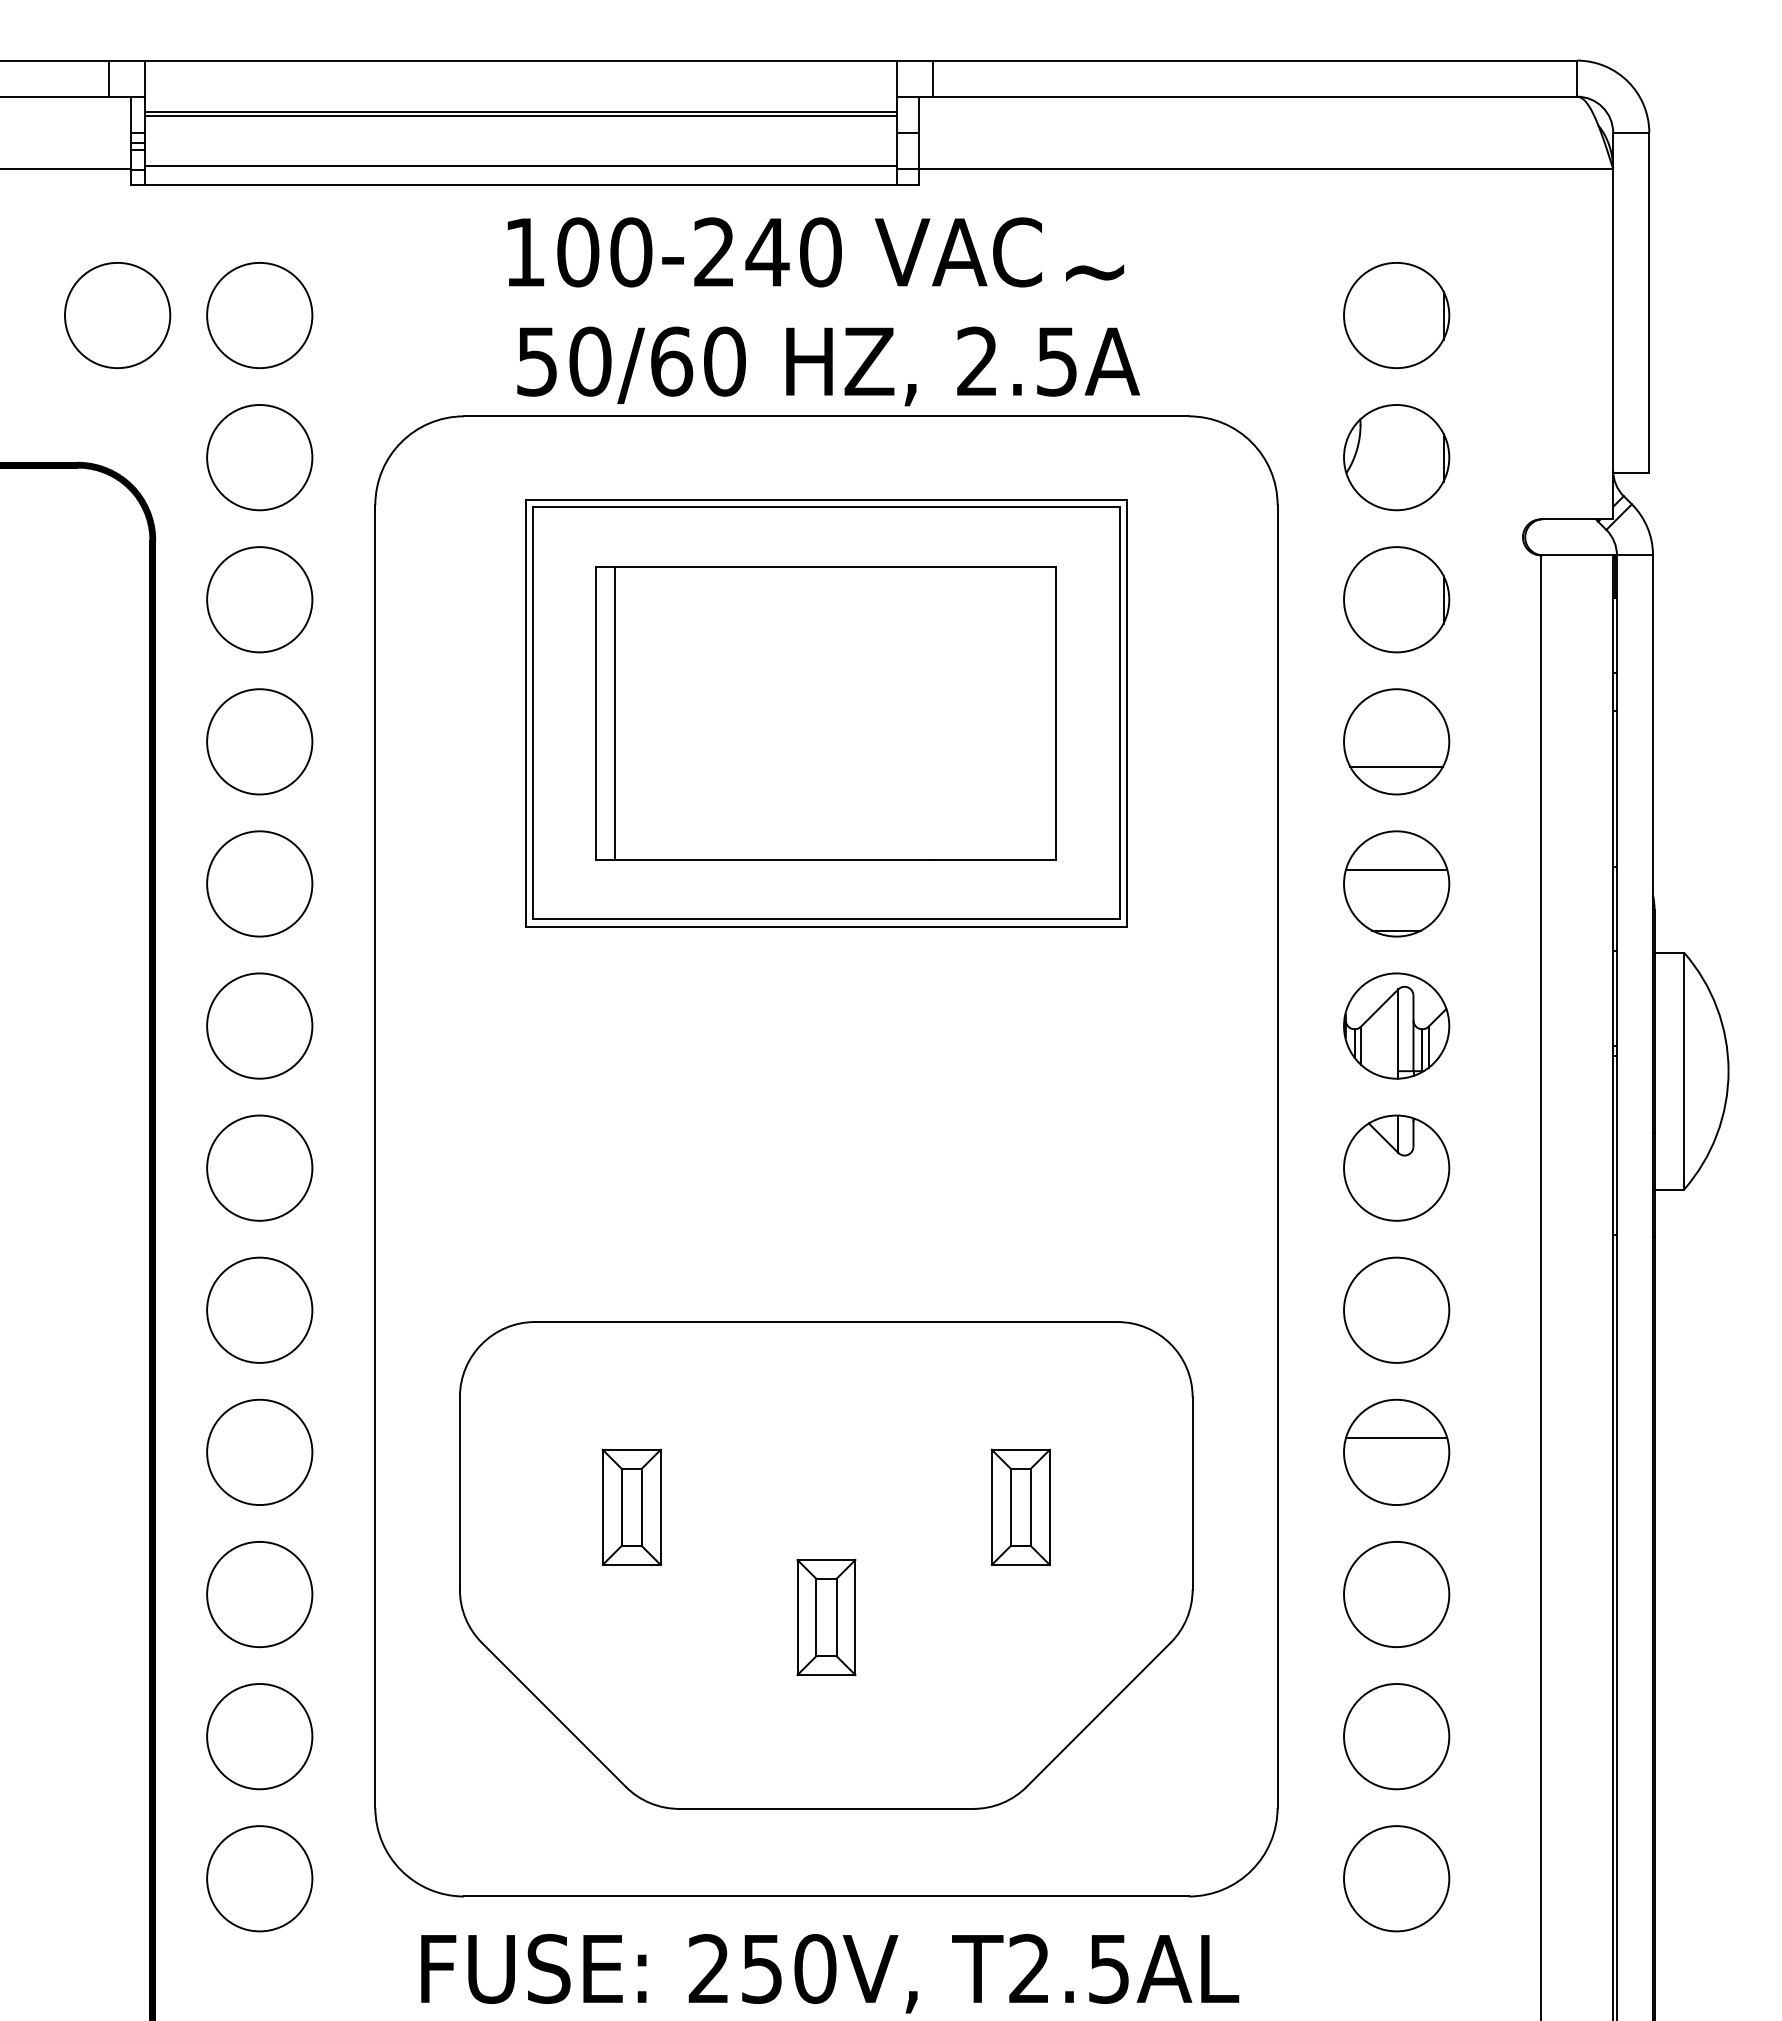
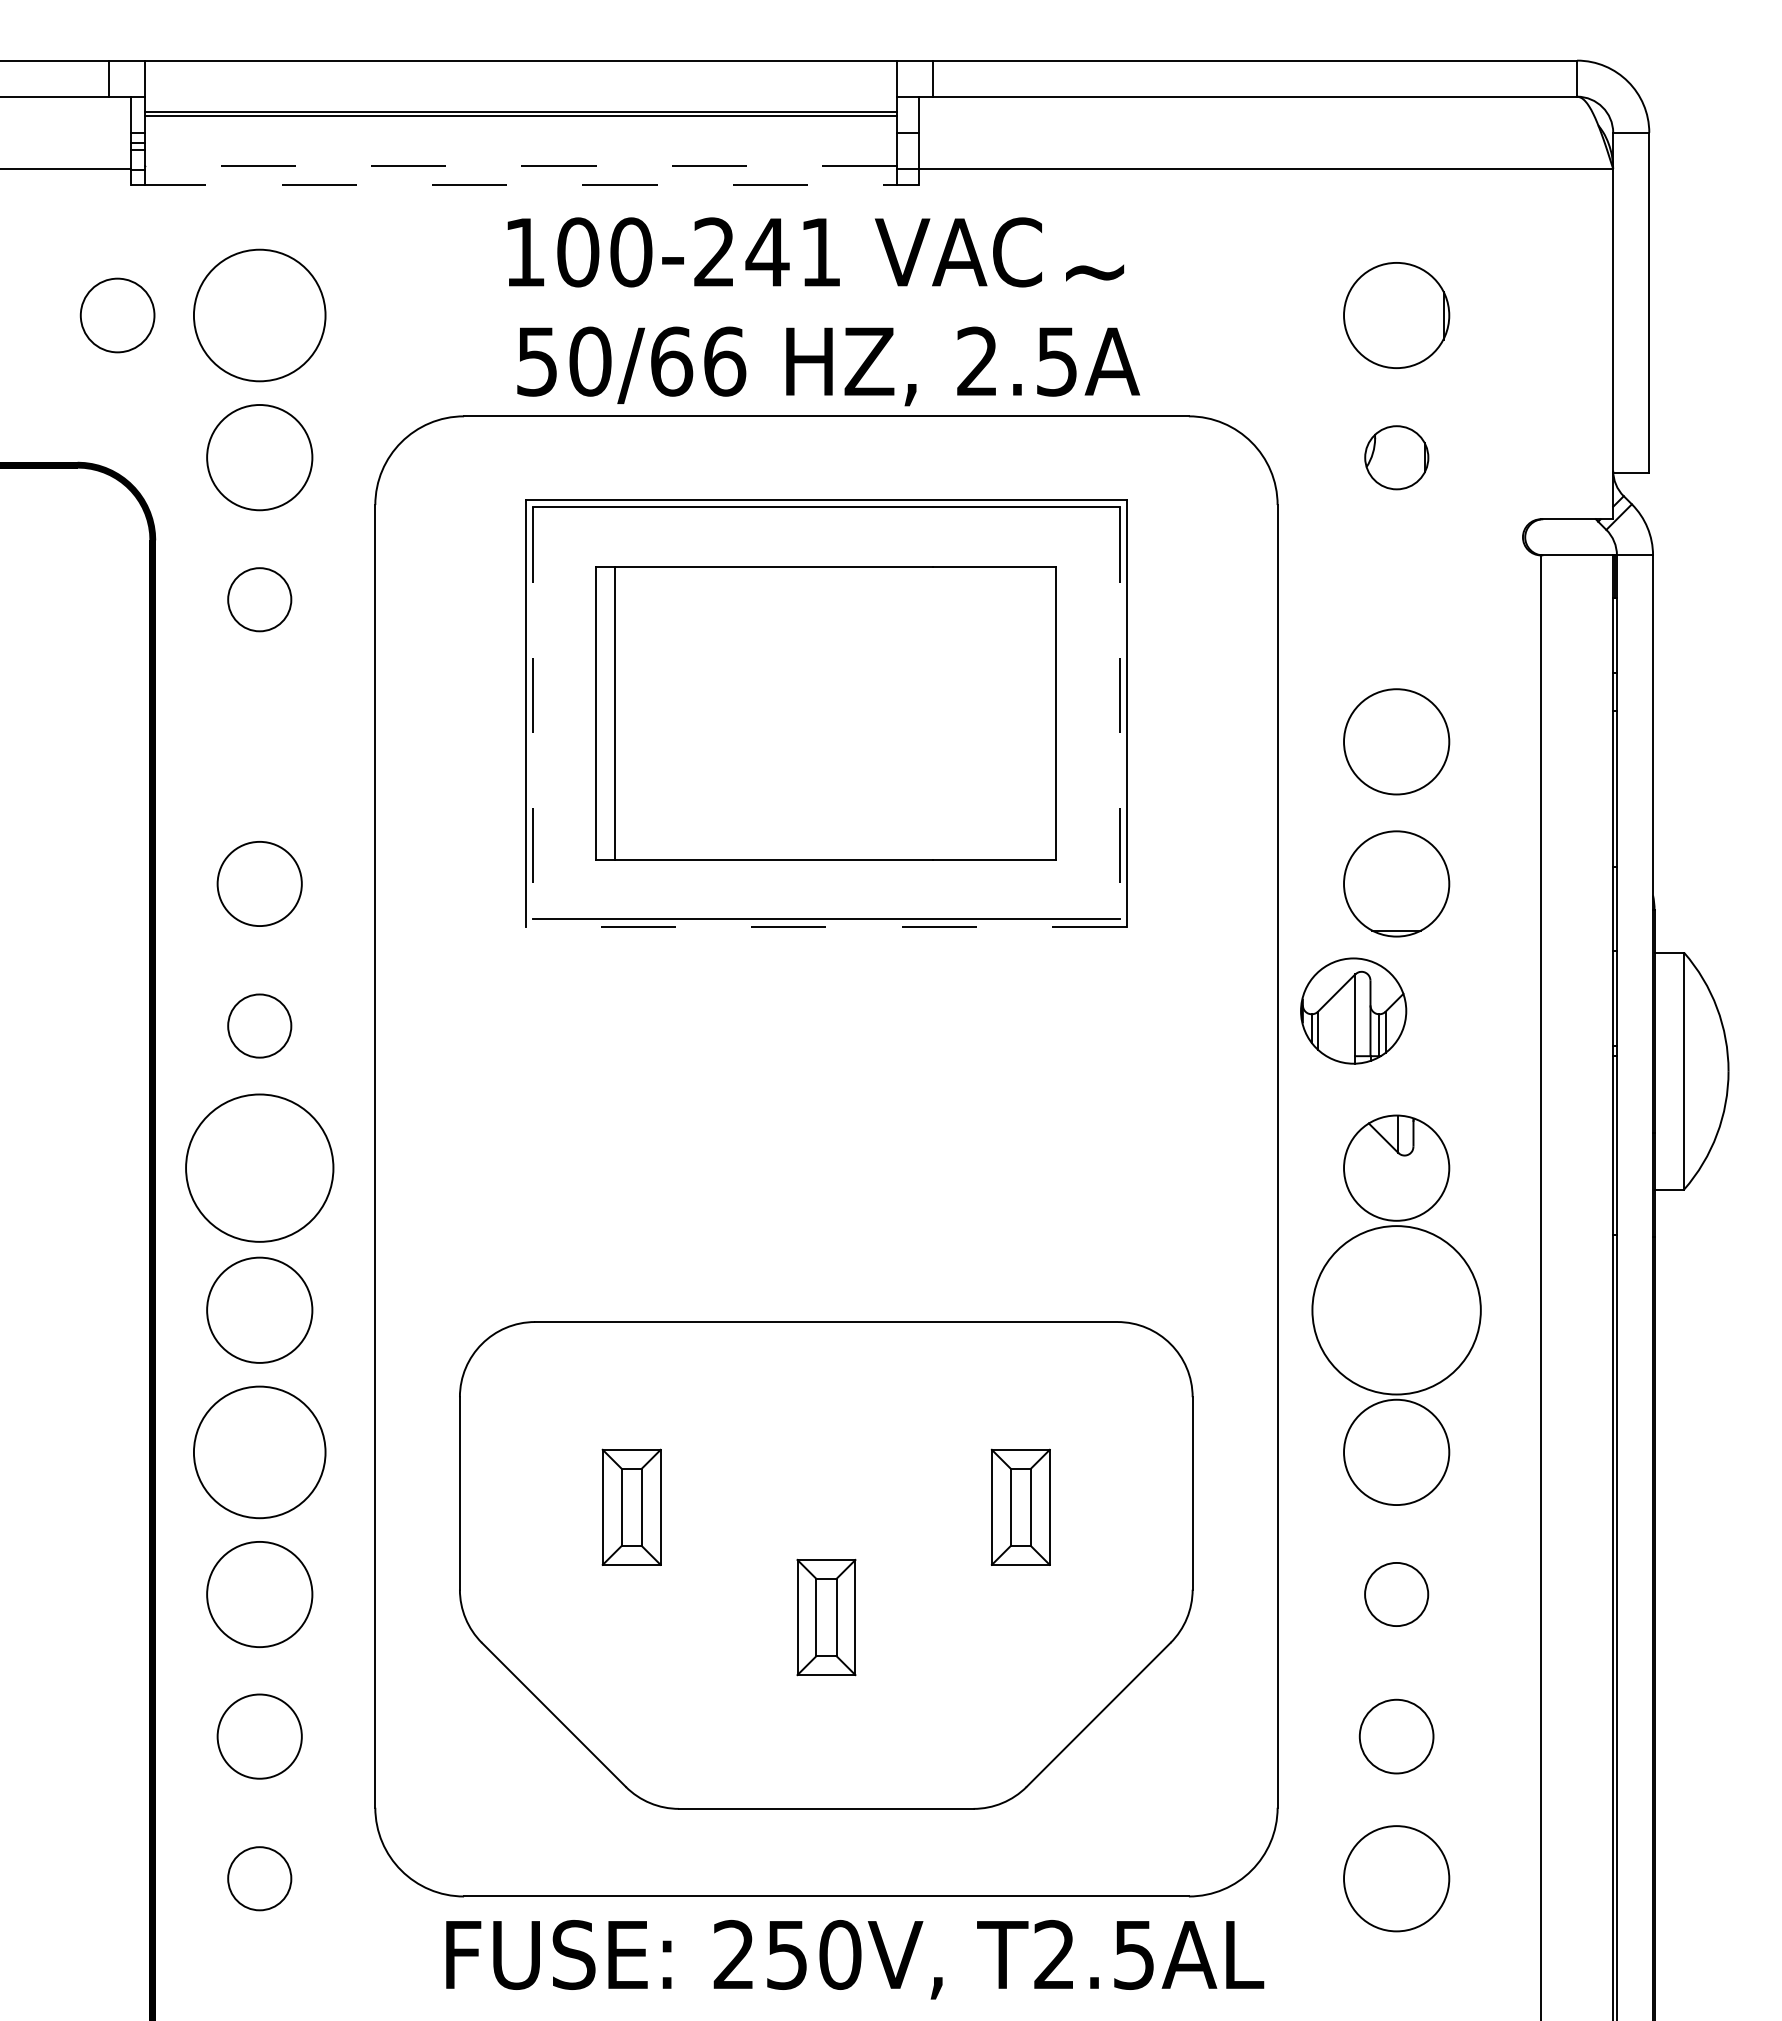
line: solid -> dashed (521, 166)
line: solid -> dashed (525, 185)
text: 100-240 -> 100-241 (820, 252)
circle diameter: 105 px -> 74 px (117, 315)
circle diameter: 105 px -> 132 px (259, 315)
text: 50/60 -> 50/66 (725, 361)
part size: 108x108 px -> 66x66 px (1396, 457)
circle diameter: 105 px -> 63 px (259, 599)
part: present -> none (1396, 599)
line: solid -> dashed (533, 713)
line: solid -> dashed (1119, 713)
circle: present -> none (259, 741)
line: present -> none (1396, 766)
line: present -> none (1396, 870)
circle diameter: 105 px -> 84 px (259, 883)
line: solid -> dashed (826, 926)
circle diameter: 105 px -> 63 px (259, 1025)
part position: (1396, 1025) -> (1353, 1010) (1353, 1010)
circle diameter: 105 px -> 147 px (259, 1167)
circle diameter: 105 px -> 168 px (1396, 1310)
line: present -> none (1396, 1438)
circle diameter: 105 px -> 132 px (259, 1452)
circle diameter: 105 px -> 63 px (1396, 1594)
circle diameter: 105 px -> 84 px (259, 1736)
circle diameter: 105 px -> 74 px (1396, 1736)
circle diameter: 105 px -> 63 px (259, 1878)
text position: (830, 1973) -> (855, 1959) (855, 1959)
